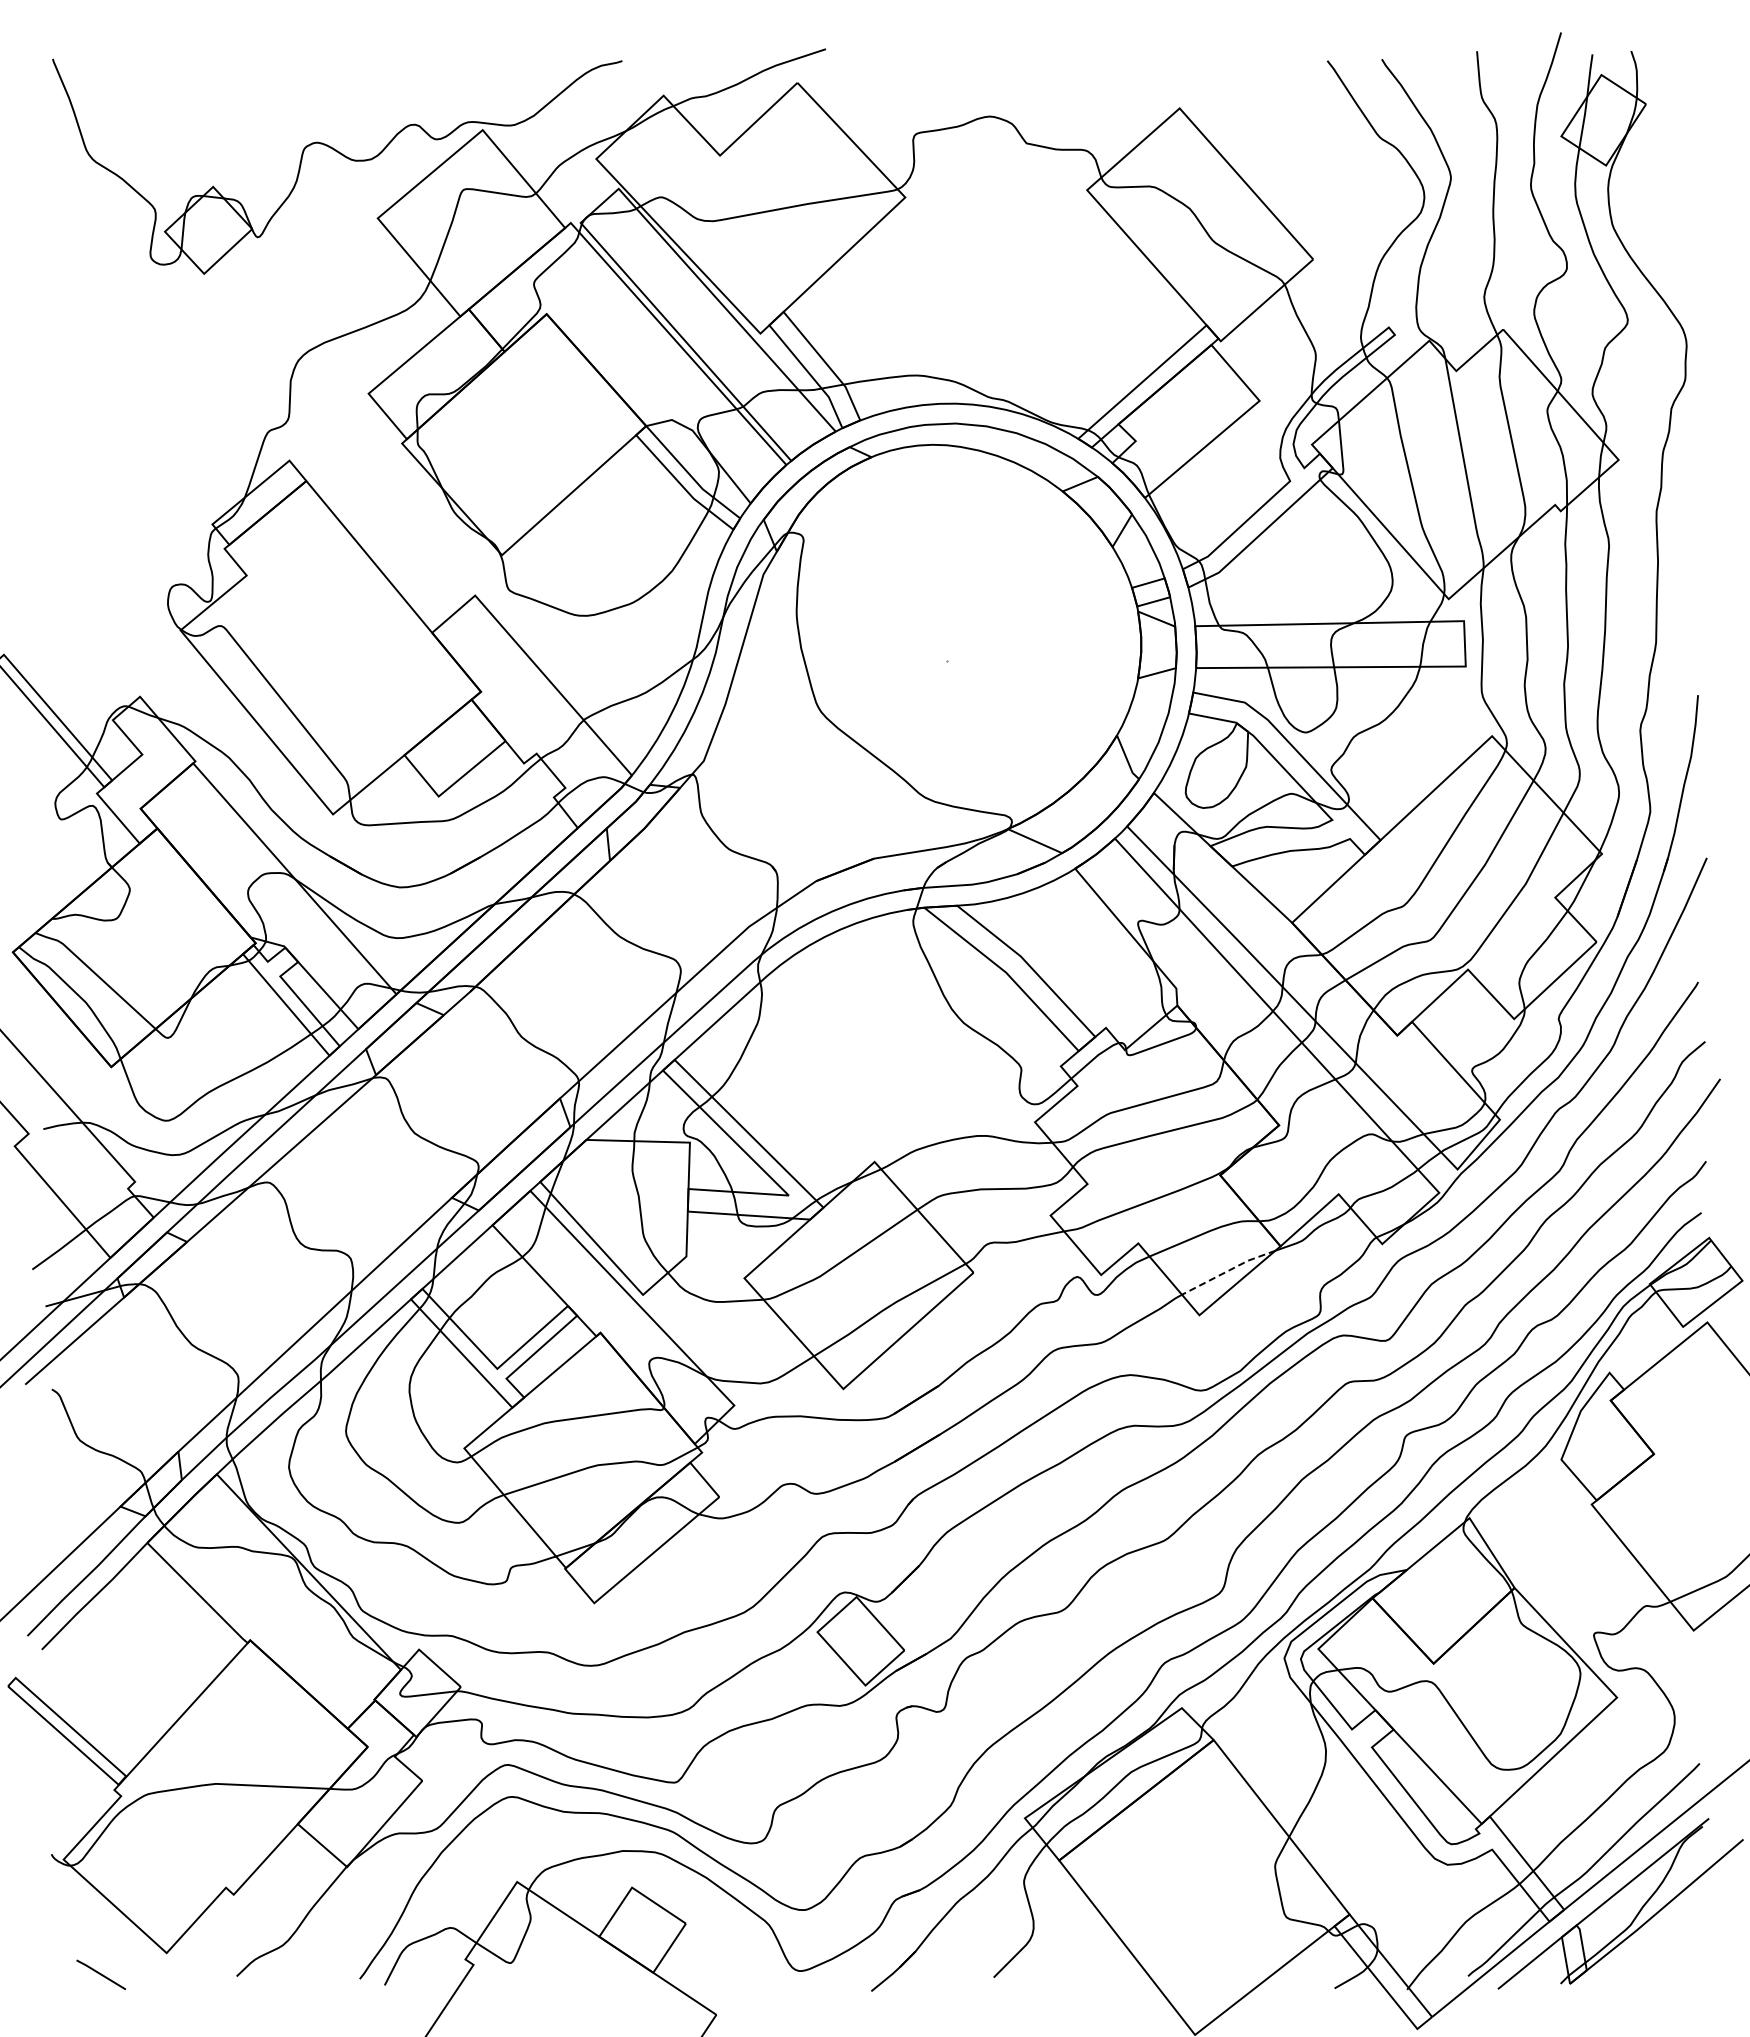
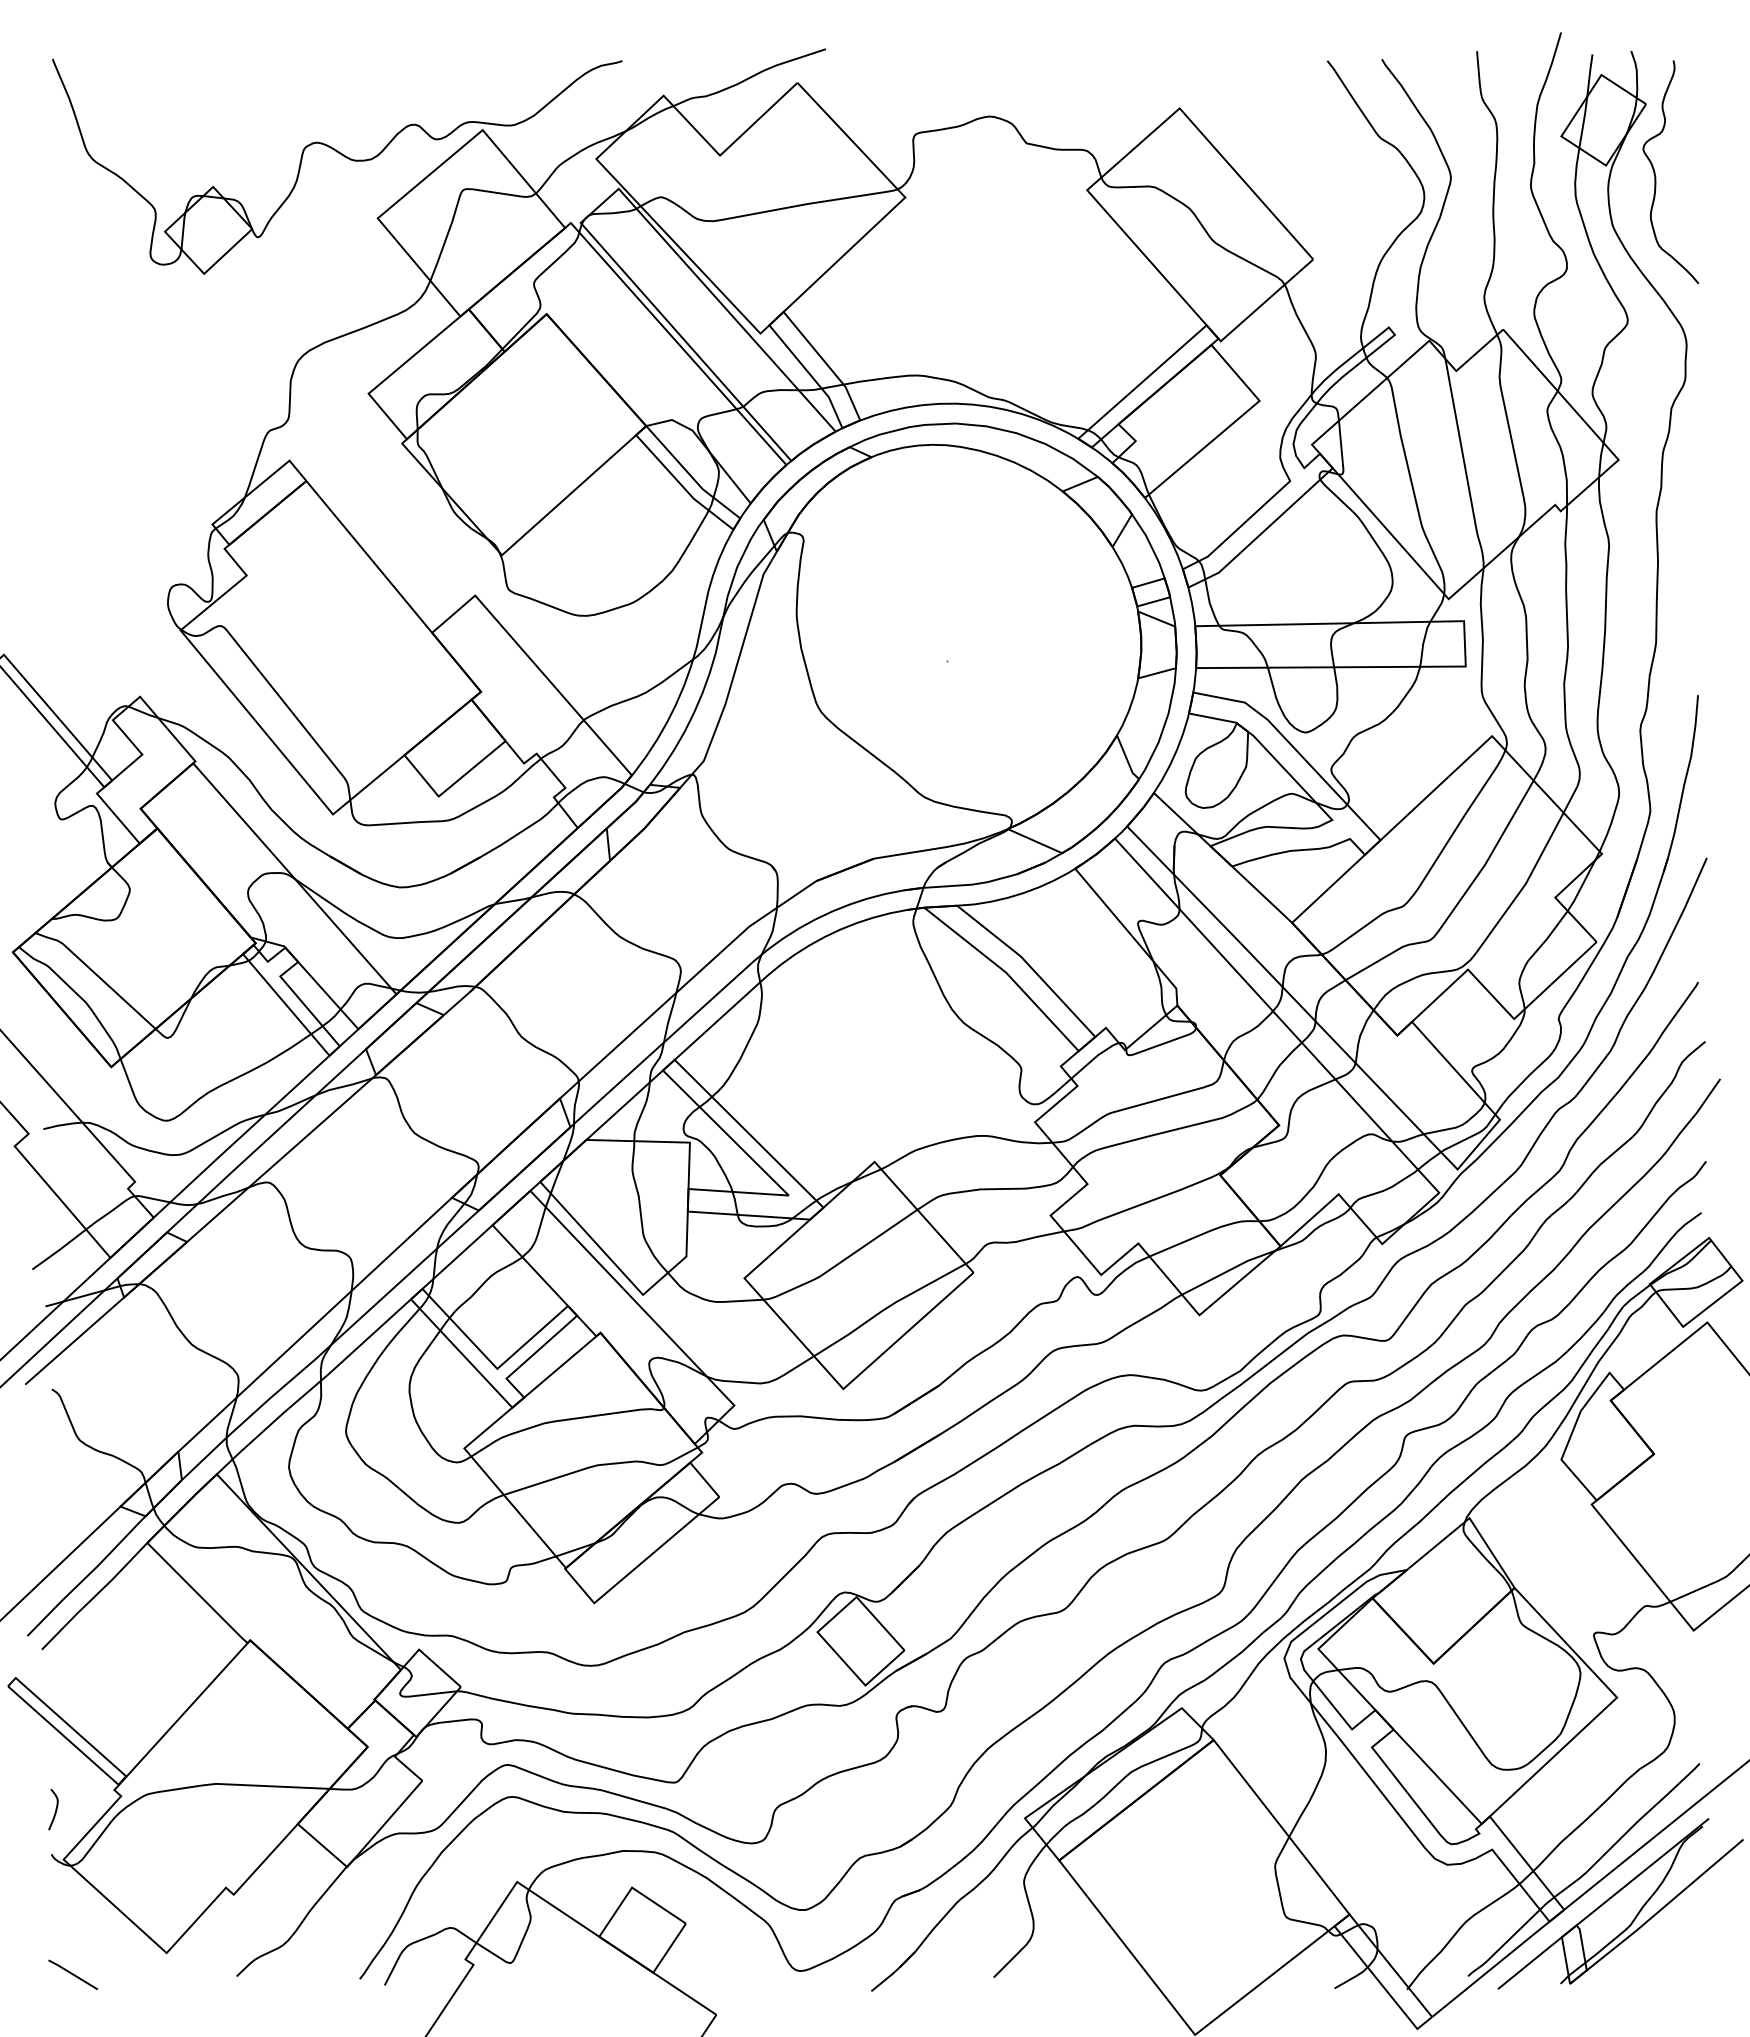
curve: none -> present (1656, 176)
line: dashed -> solid (1228, 1270)
curve: none -> present (55, 1809)
line position: (101, 1974) -> (73, 1974) (73, 1974)
